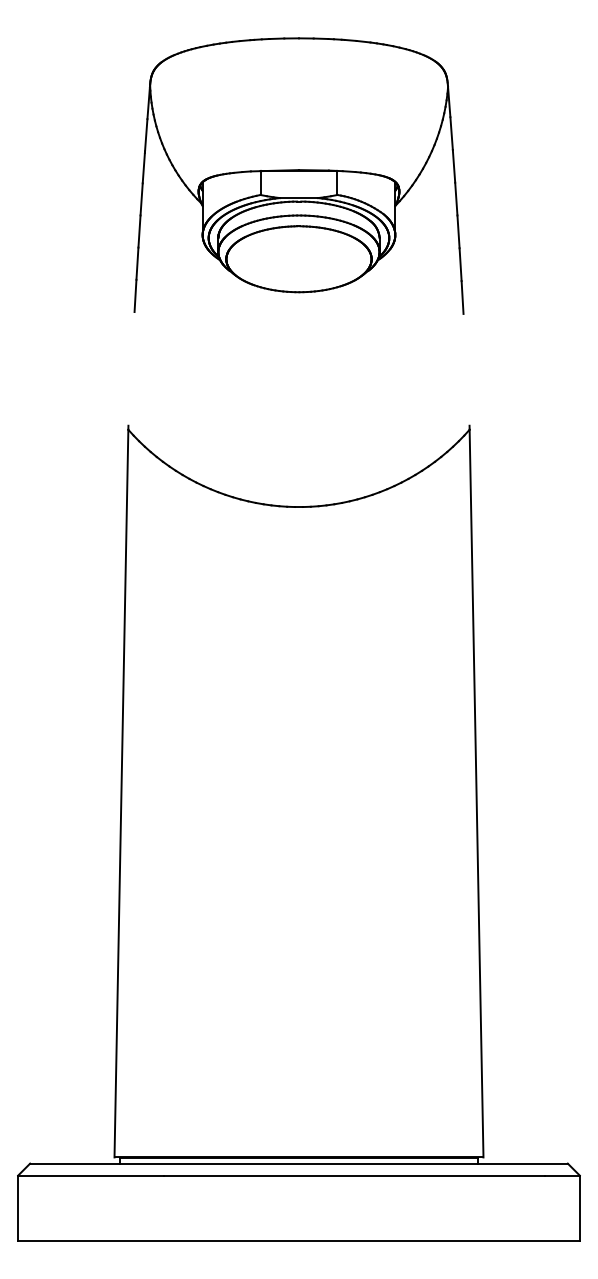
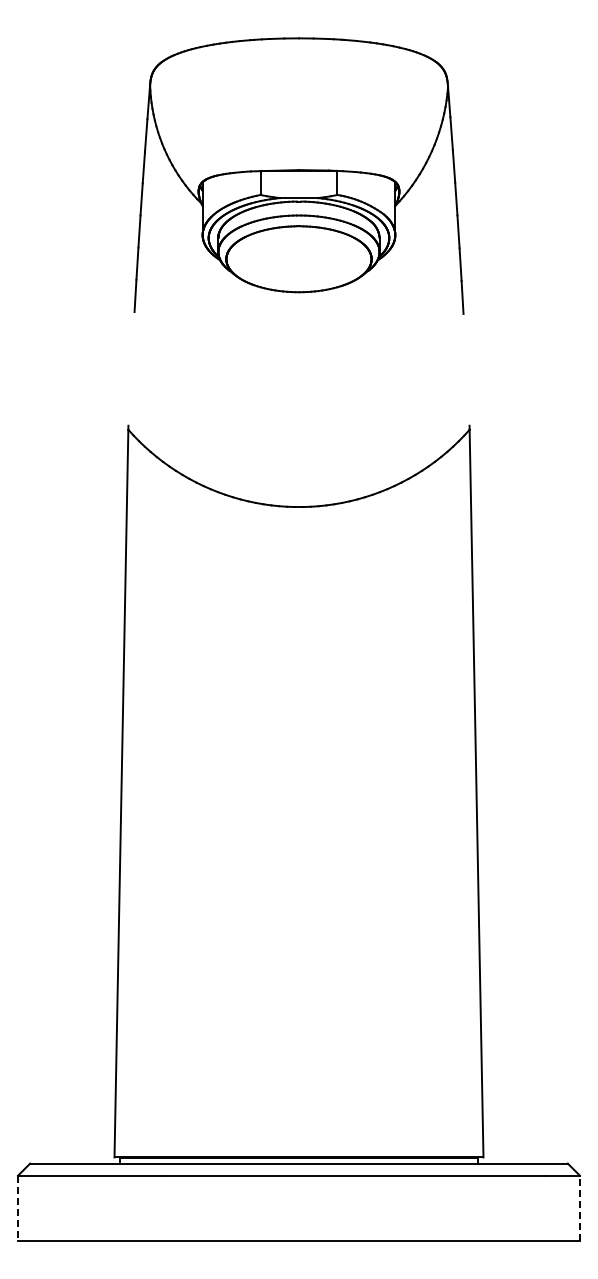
line: solid -> dashed (579, 1207)
line: solid -> dashed (18, 1208)
